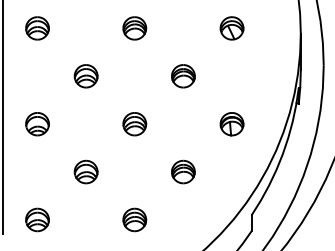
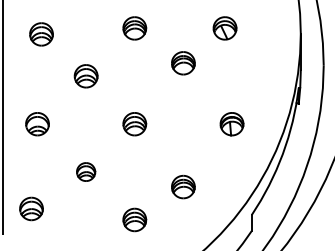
part position: (37, 28) -> (41, 34) (41, 34)
part position: (231, 28) -> (224, 28) (224, 28)
part position: (183, 76) -> (183, 63) (183, 63)
part size: 26x26 px -> 21x20 px (86, 171)
part position: (183, 171) -> (183, 186) (183, 186)
part position: (37, 219) -> (31, 208) (31, 208)
